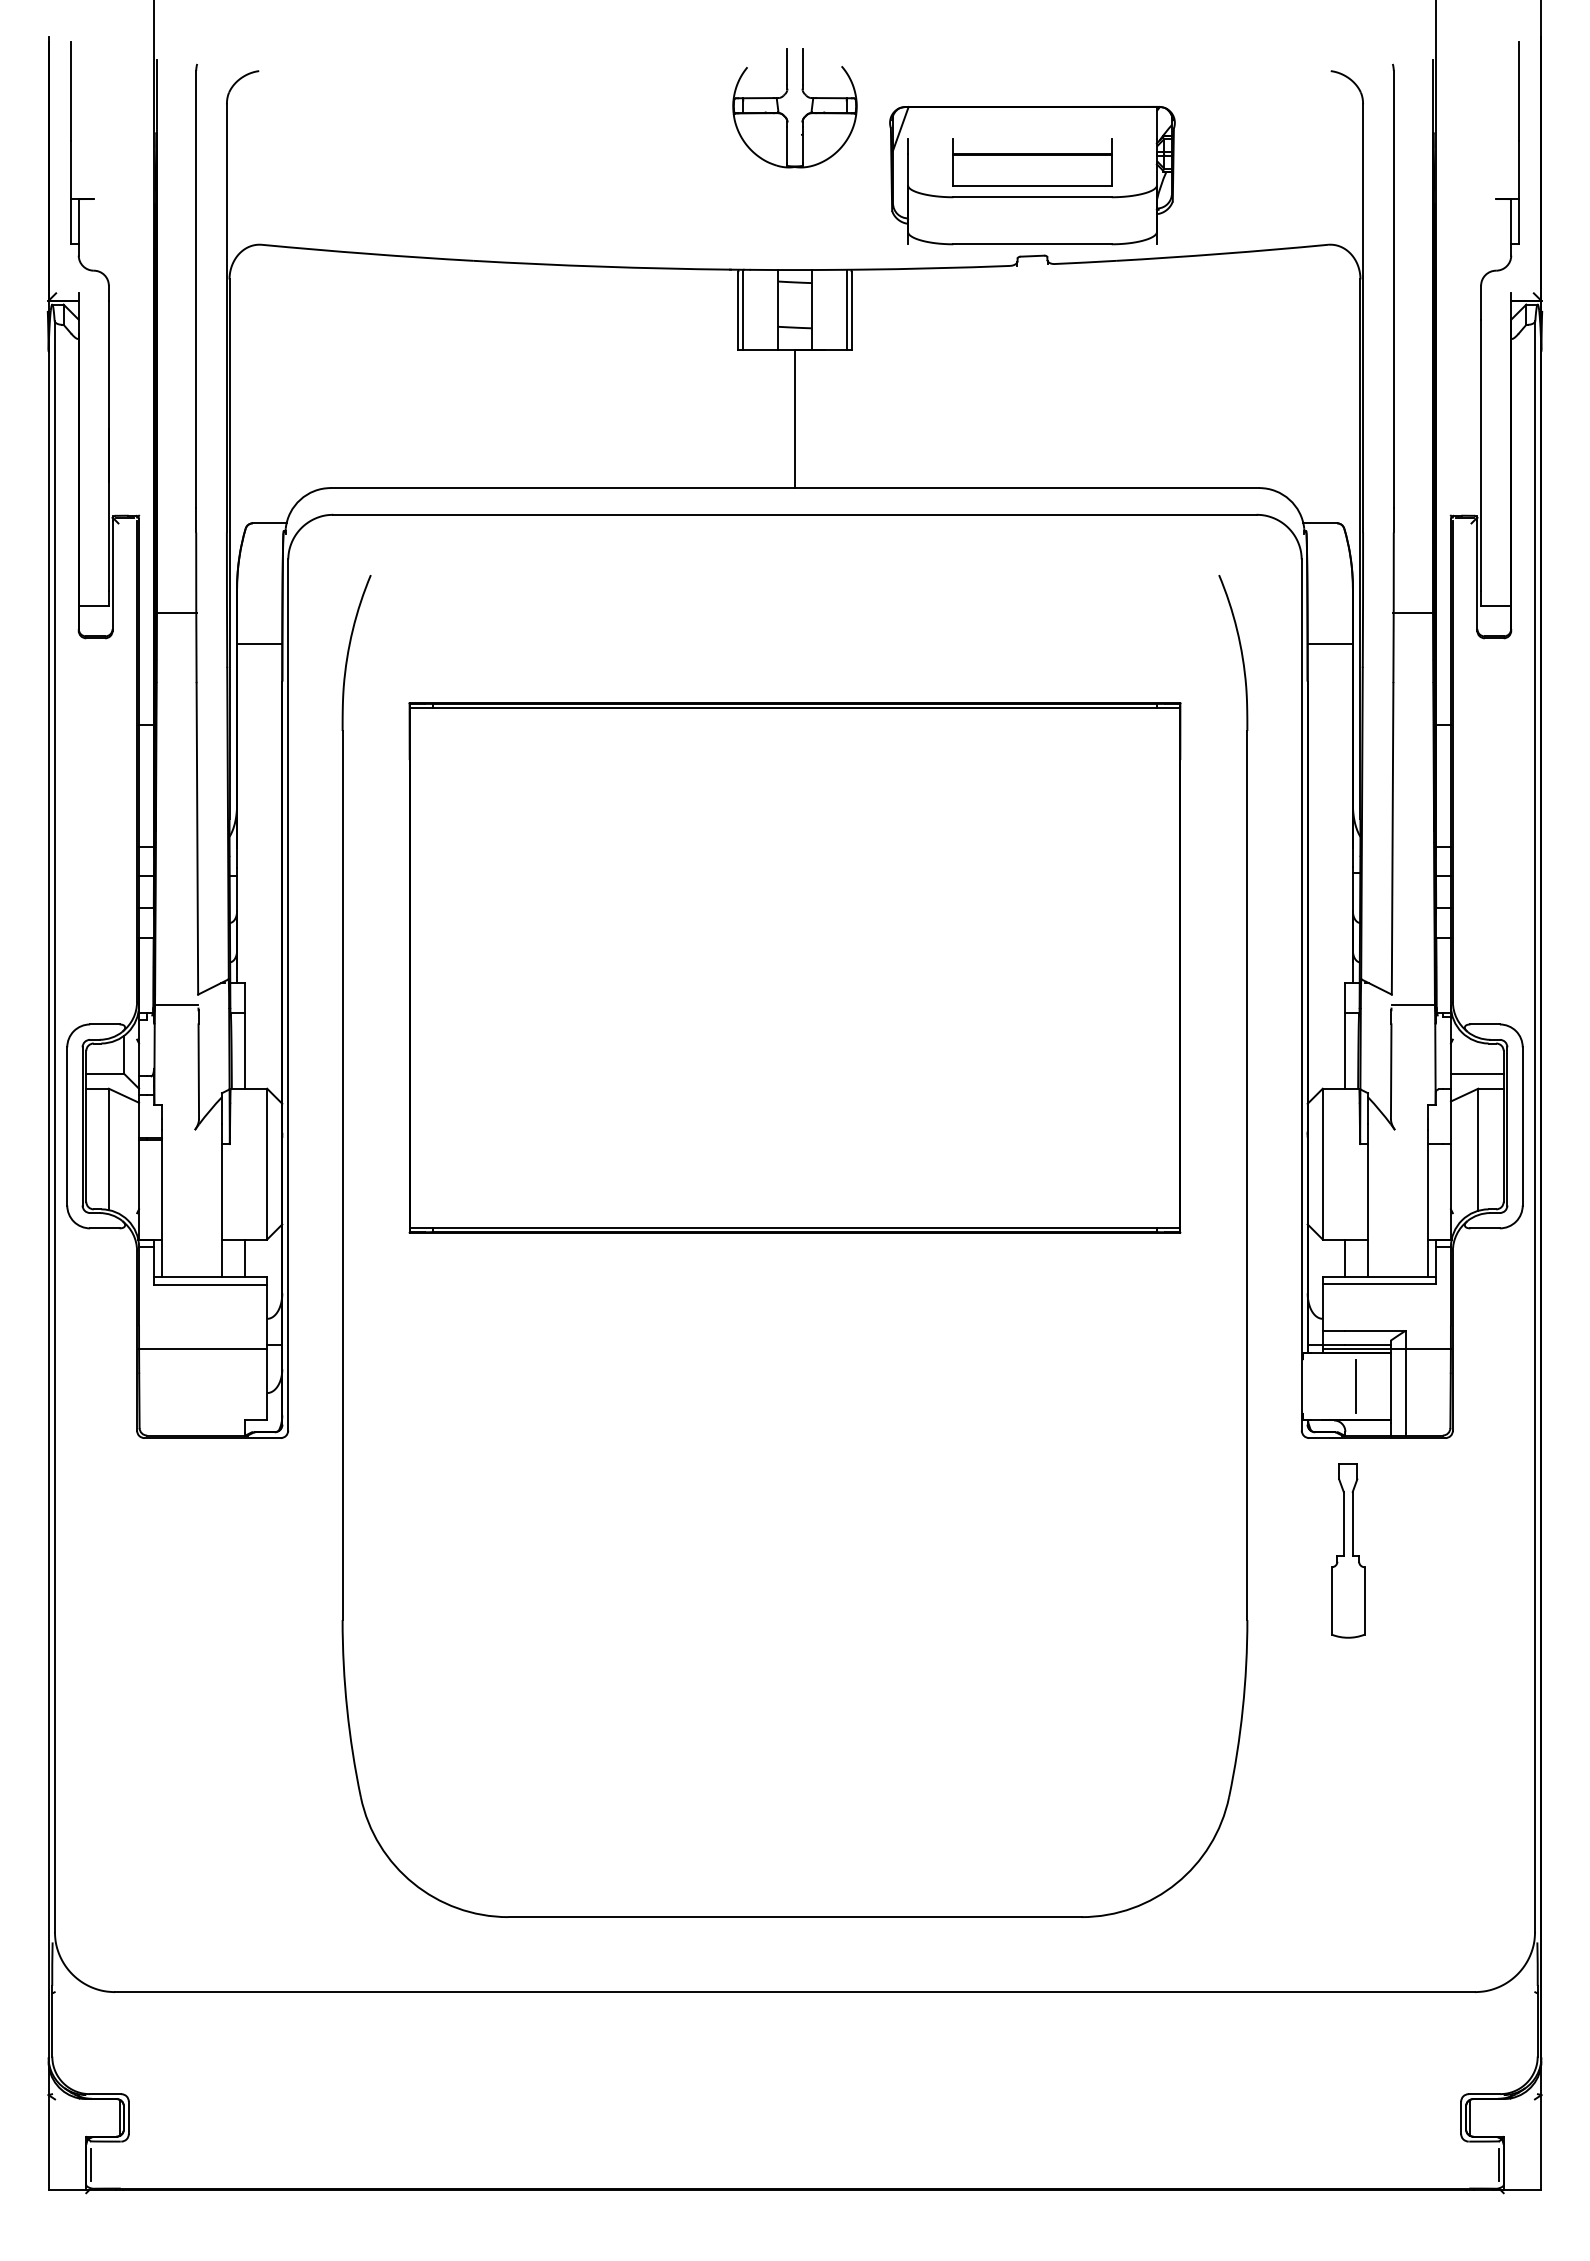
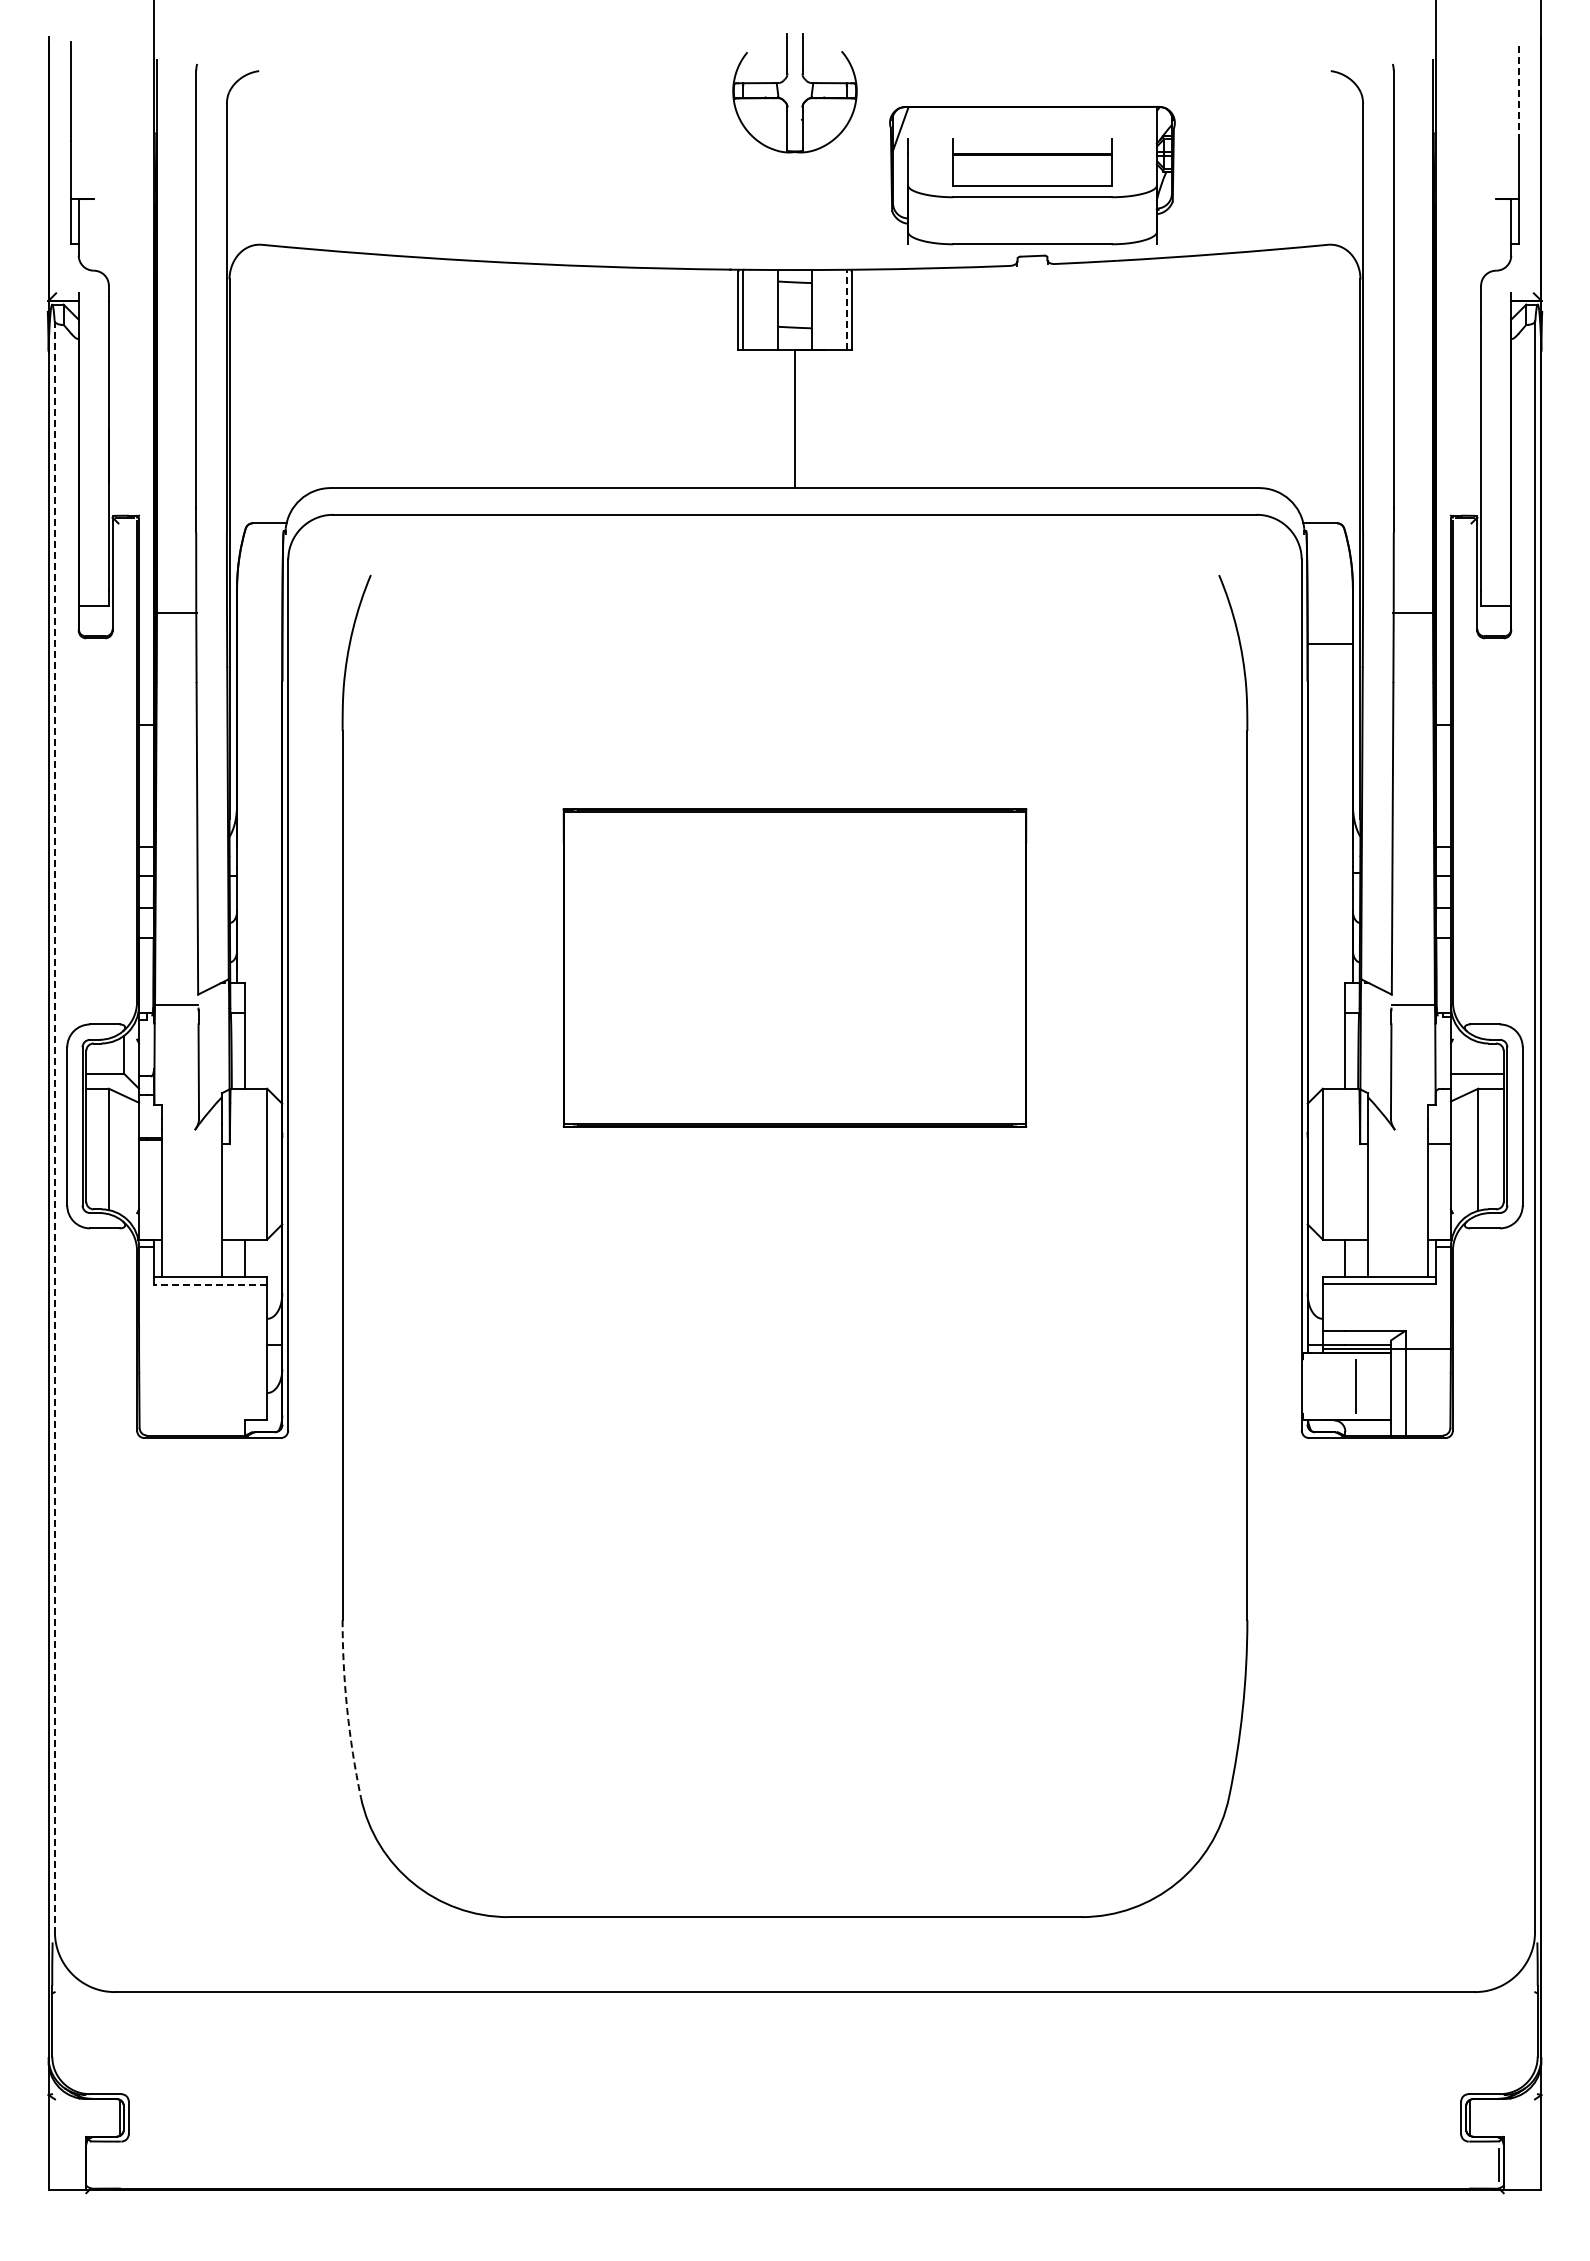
line: solid -> dashed (1518, 90)
part position: (786, 116) -> (786, 101) (786, 101)
line: solid -> dashed (846, 309)
line: present -> none (259, 643)
part size: 774x532 px -> 466x320 px (794, 967)
line: solid -> dashed (54, 1126)
line: solid -> dashed (210, 1284)
line: present -> none (203, 1348)
part: present -> none (1348, 1550)
arc: solid -> dashed (347, 1709)
line: present -> none (90, 2164)
